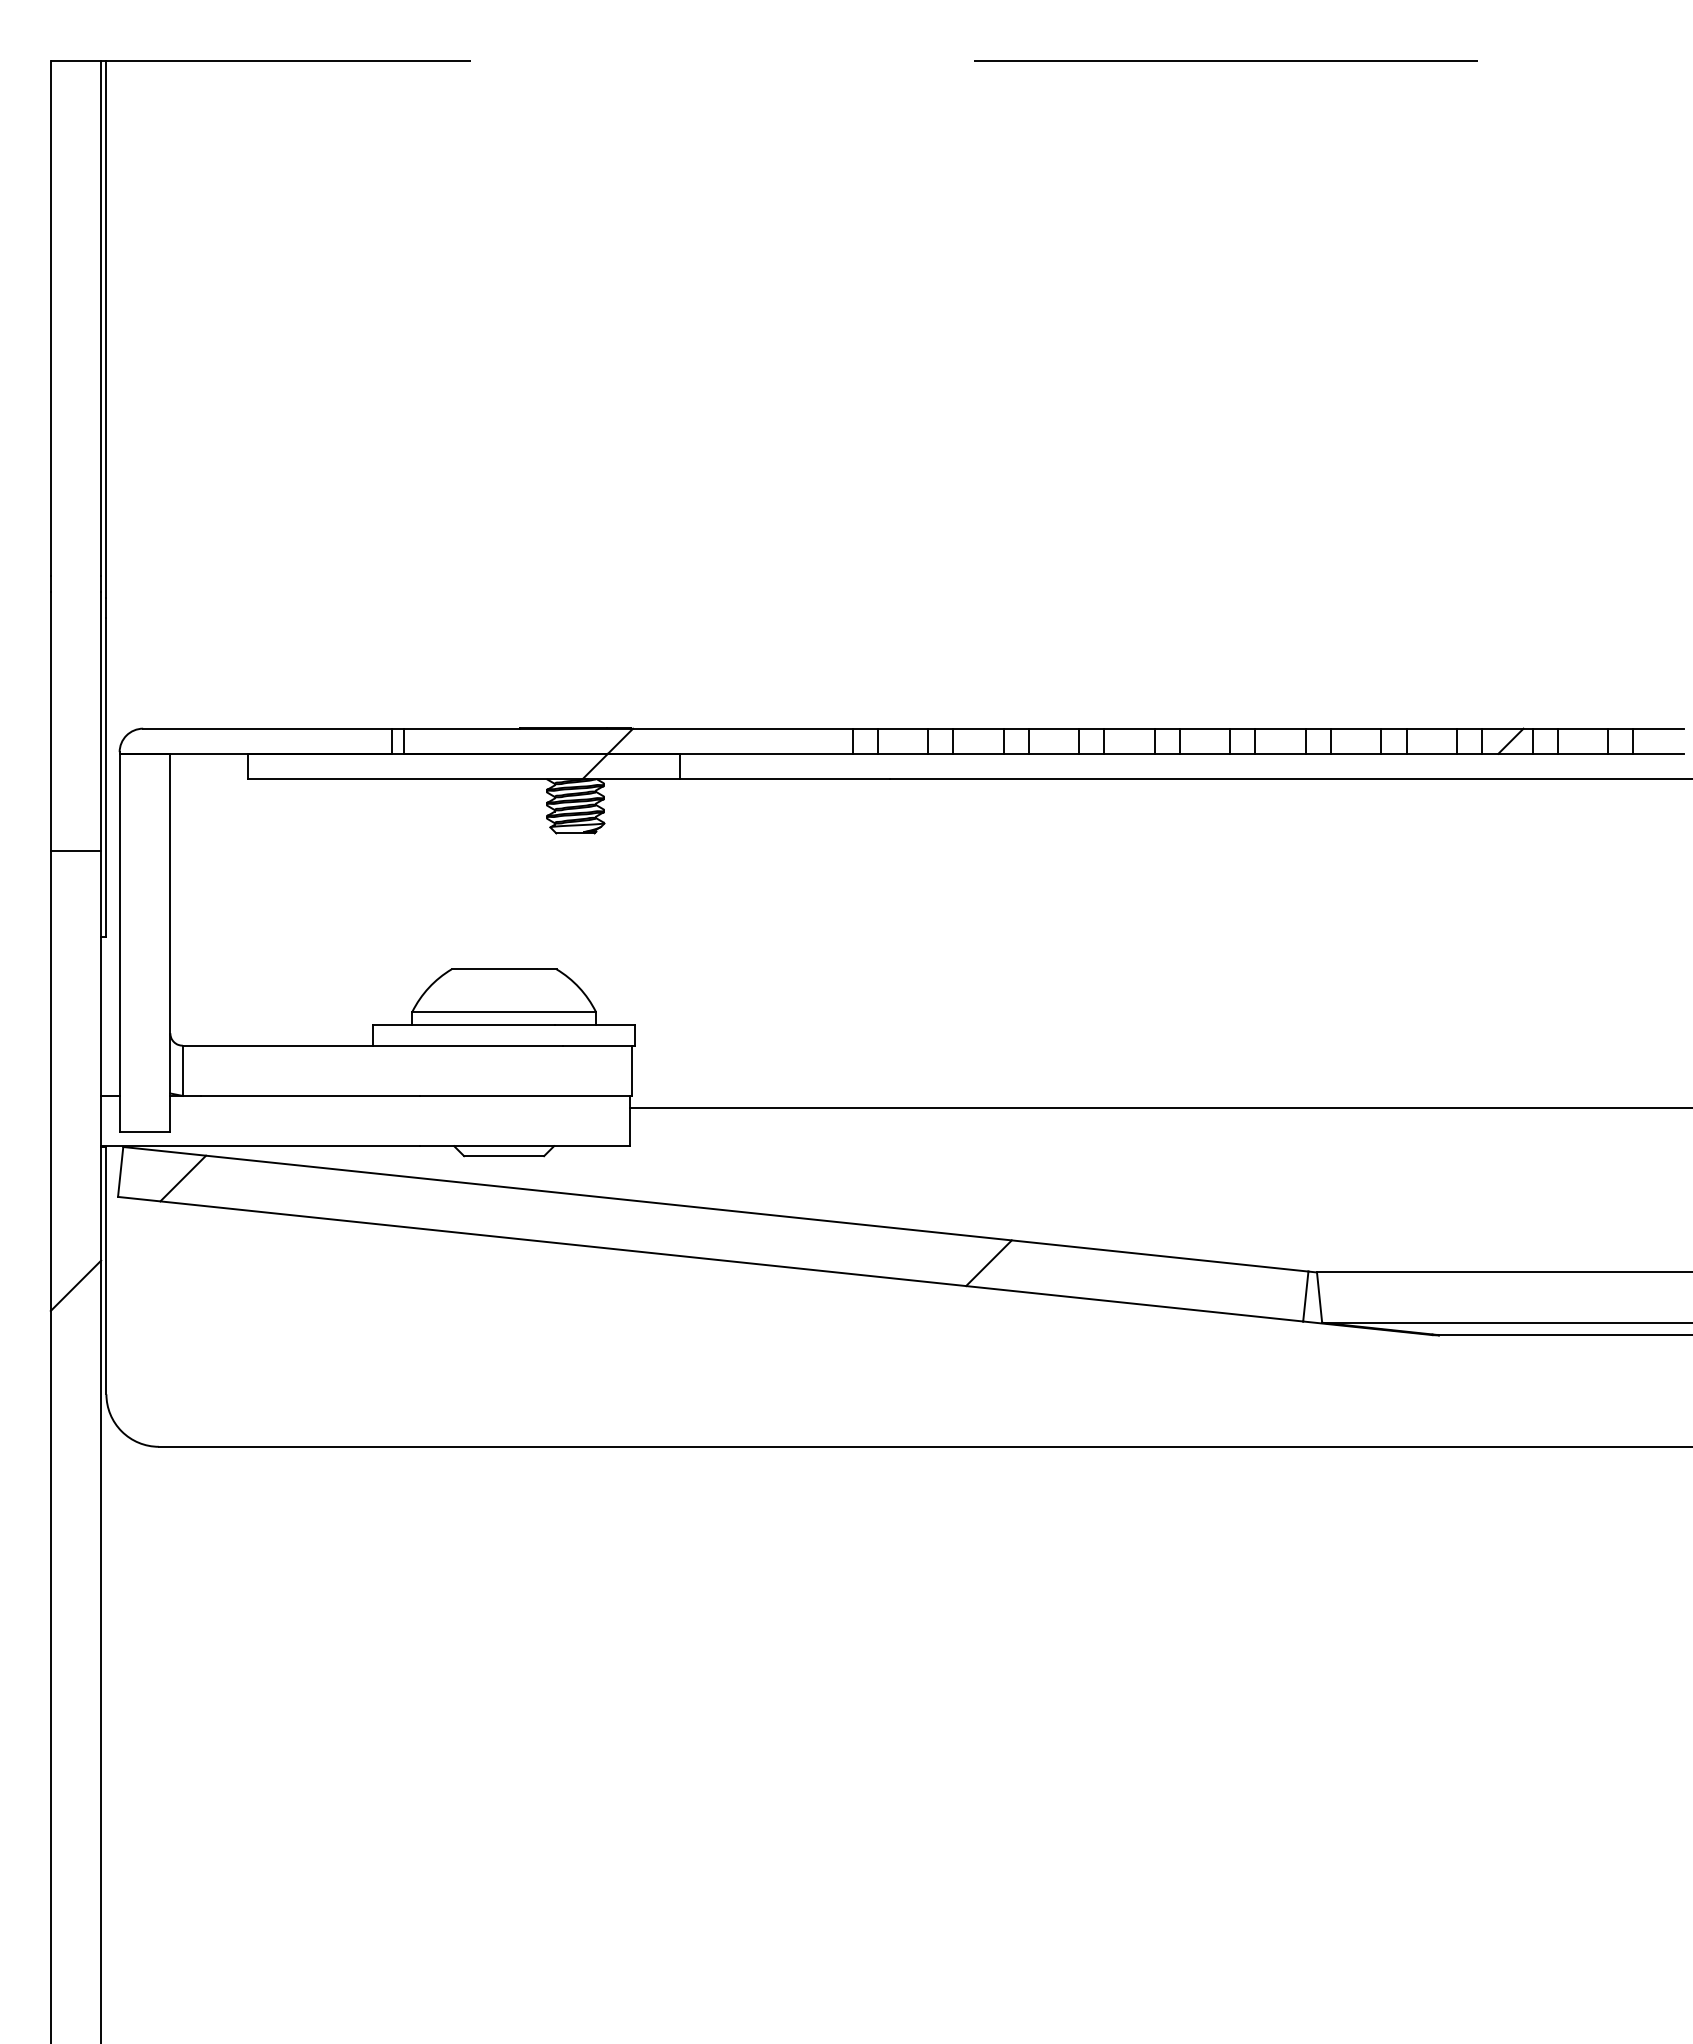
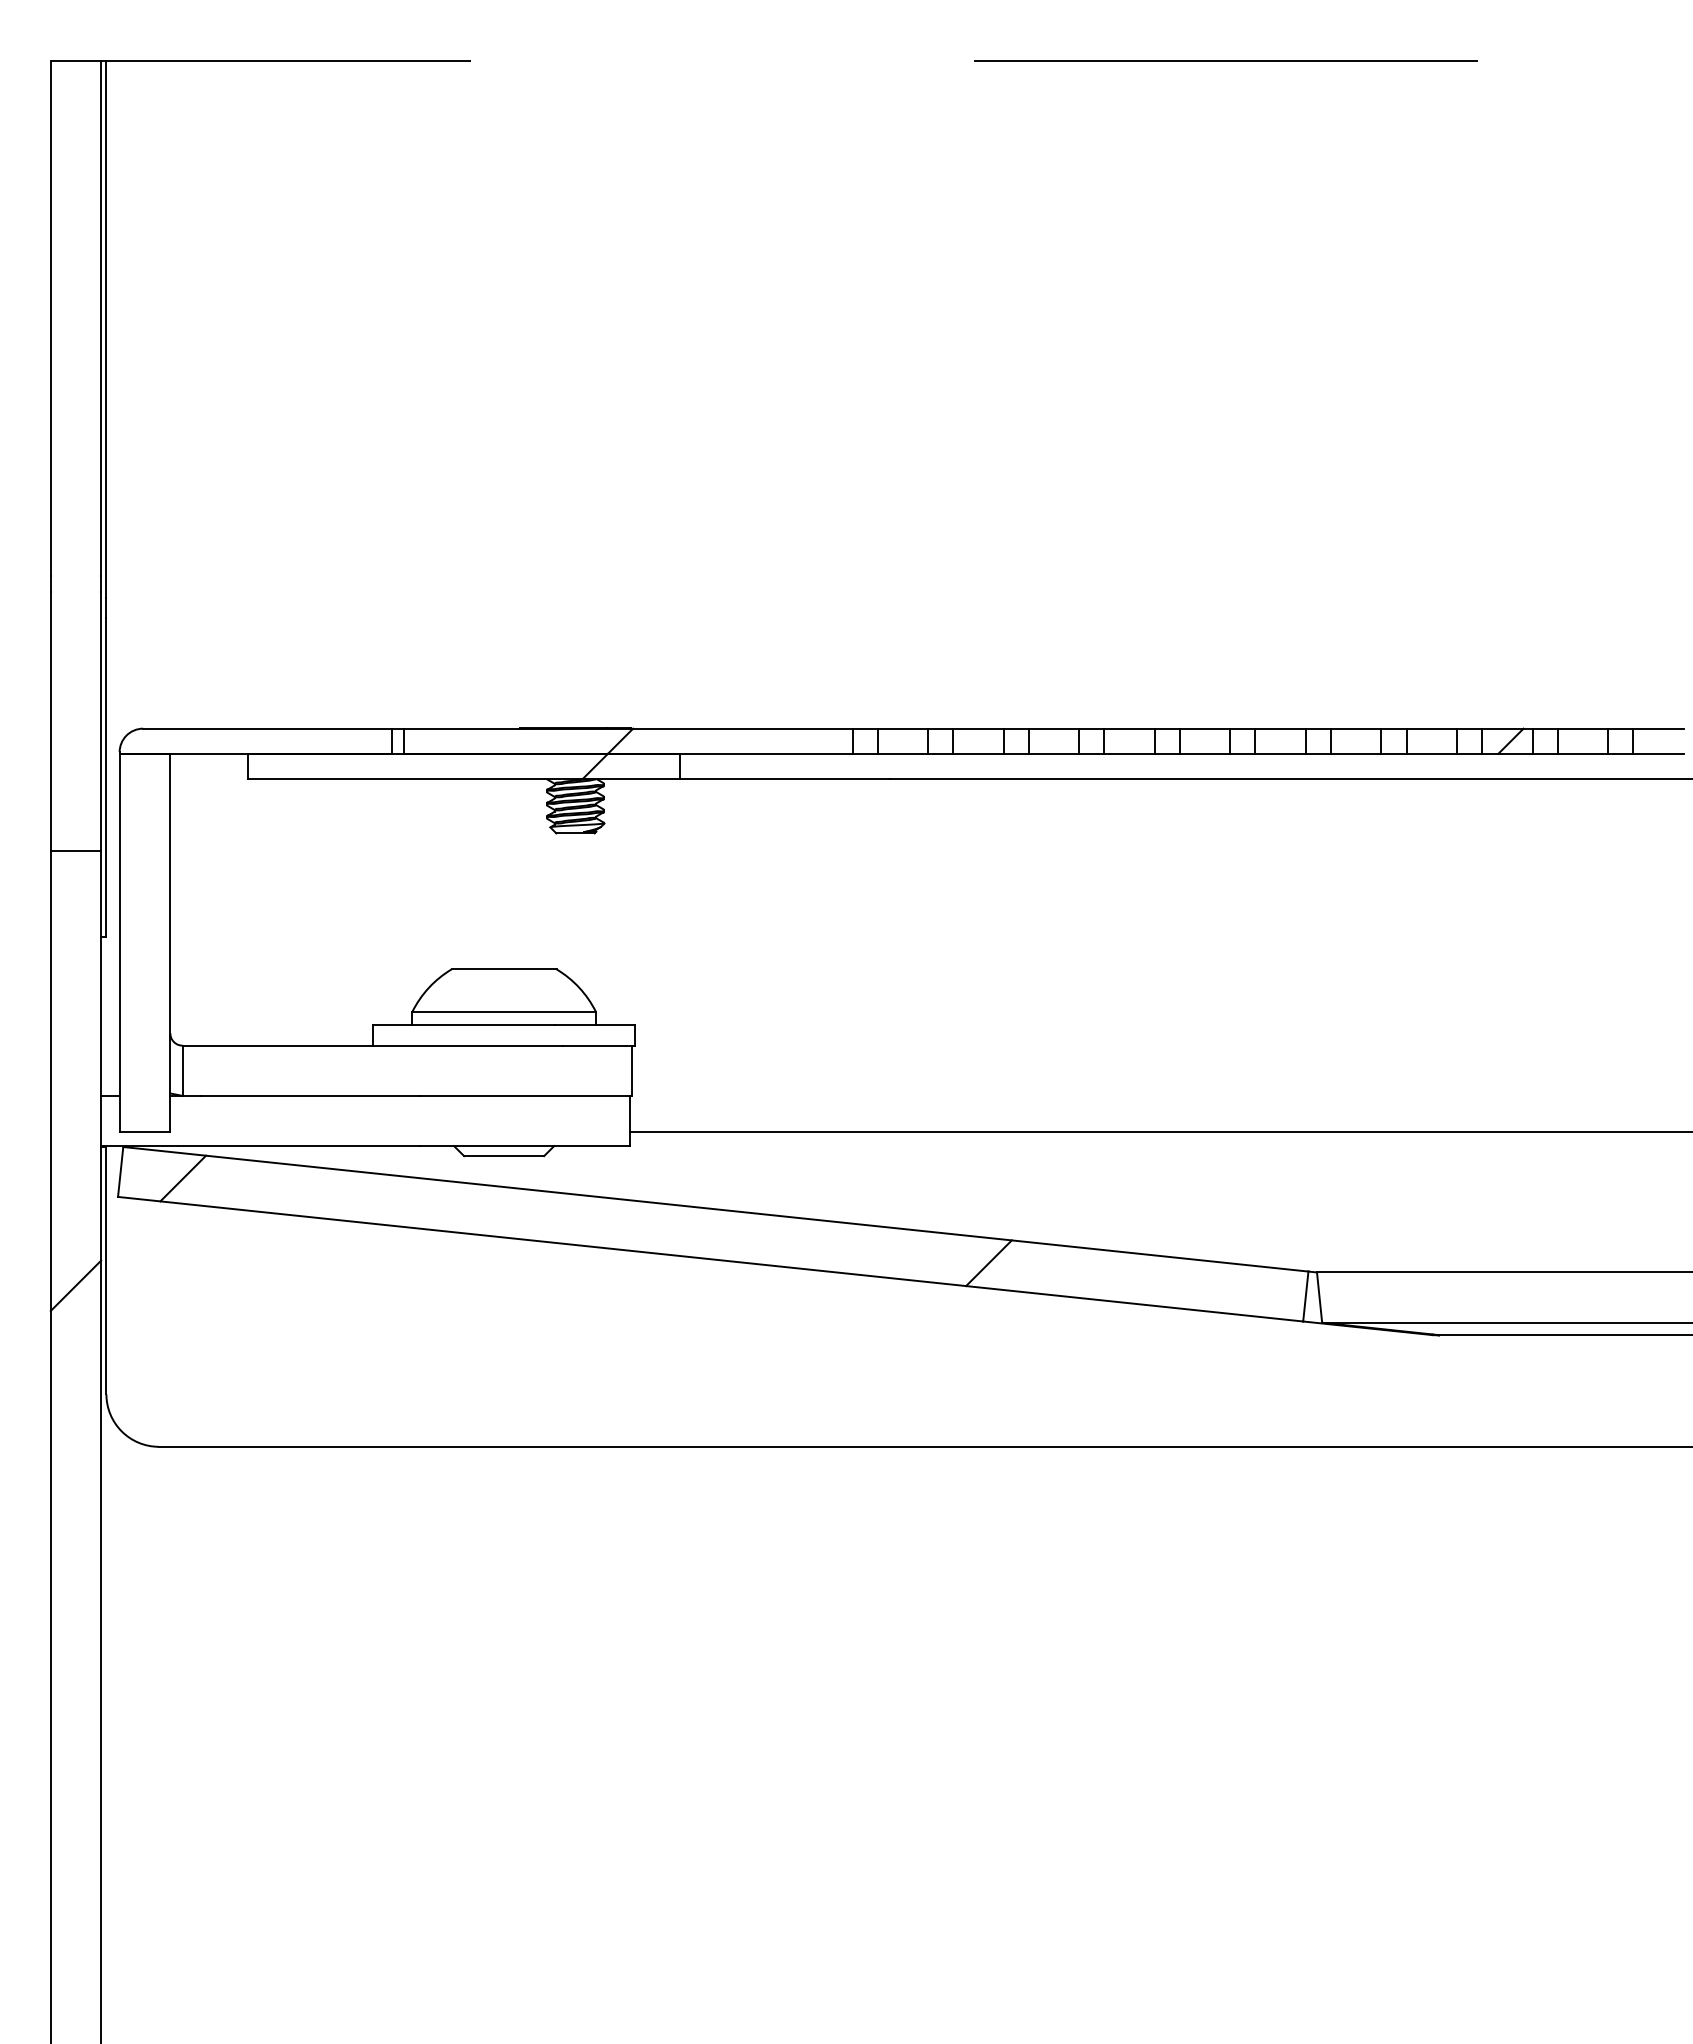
line position: (1159, 1107) -> (1159, 1131) (1159, 1131)
